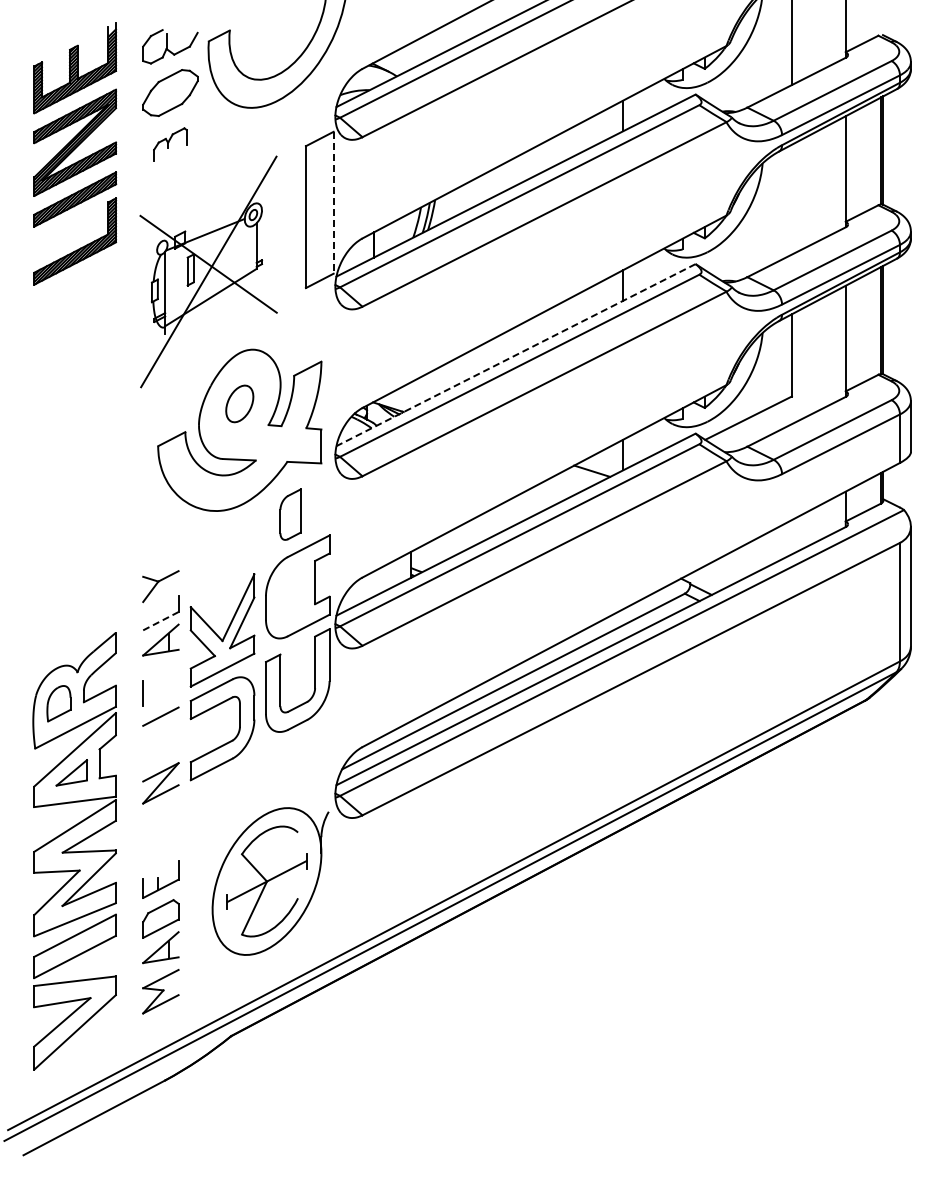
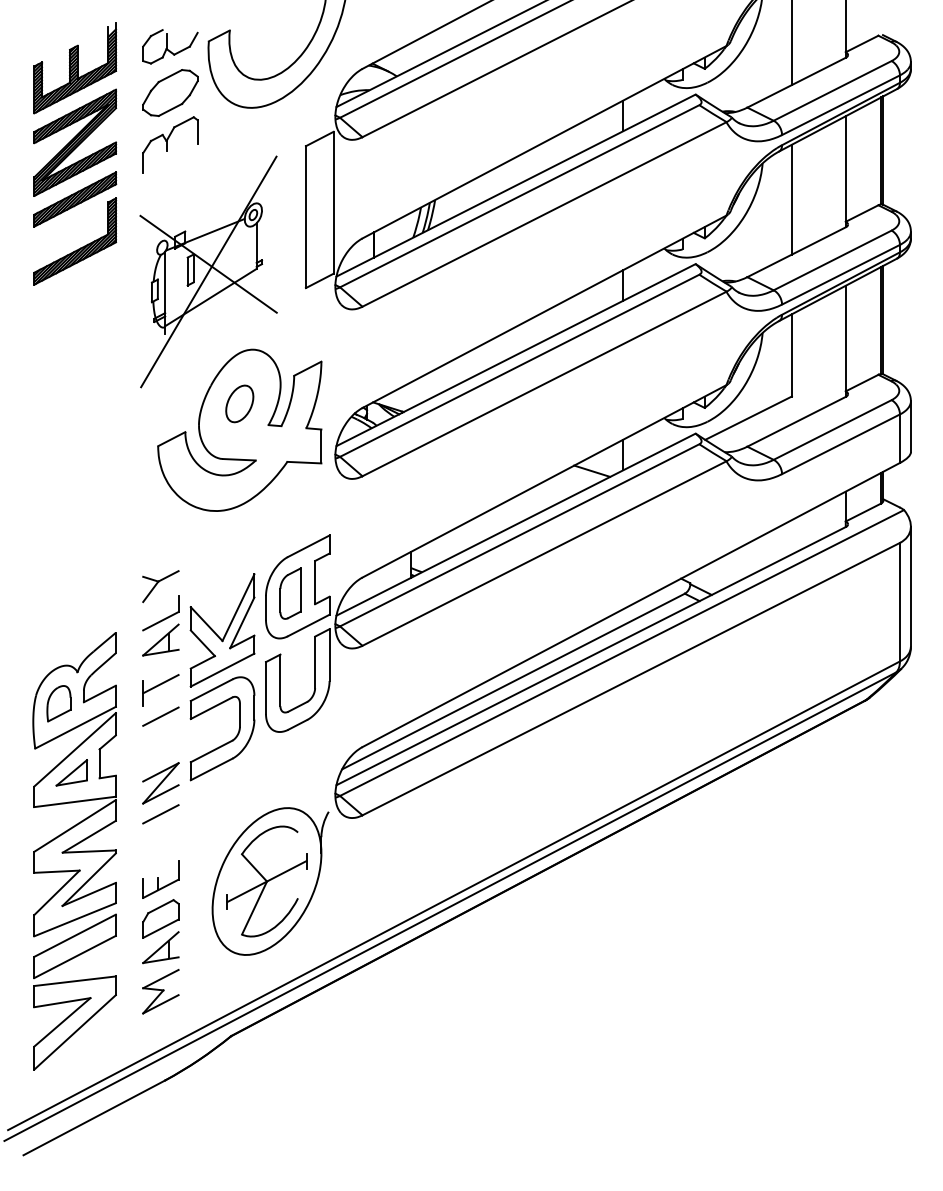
part size: 35x35 px -> 57x58 px (170, 144)
line: none -> present (791, 199)
line: dashed -> solid (333, 202)
line: dashed -> solid (515, 355)
part position: (290, 514) -> (290, 593) (290, 593)
line: dashed -> solid (160, 621)
line: none -> present (160, 684)
line: none -> present (160, 814)
